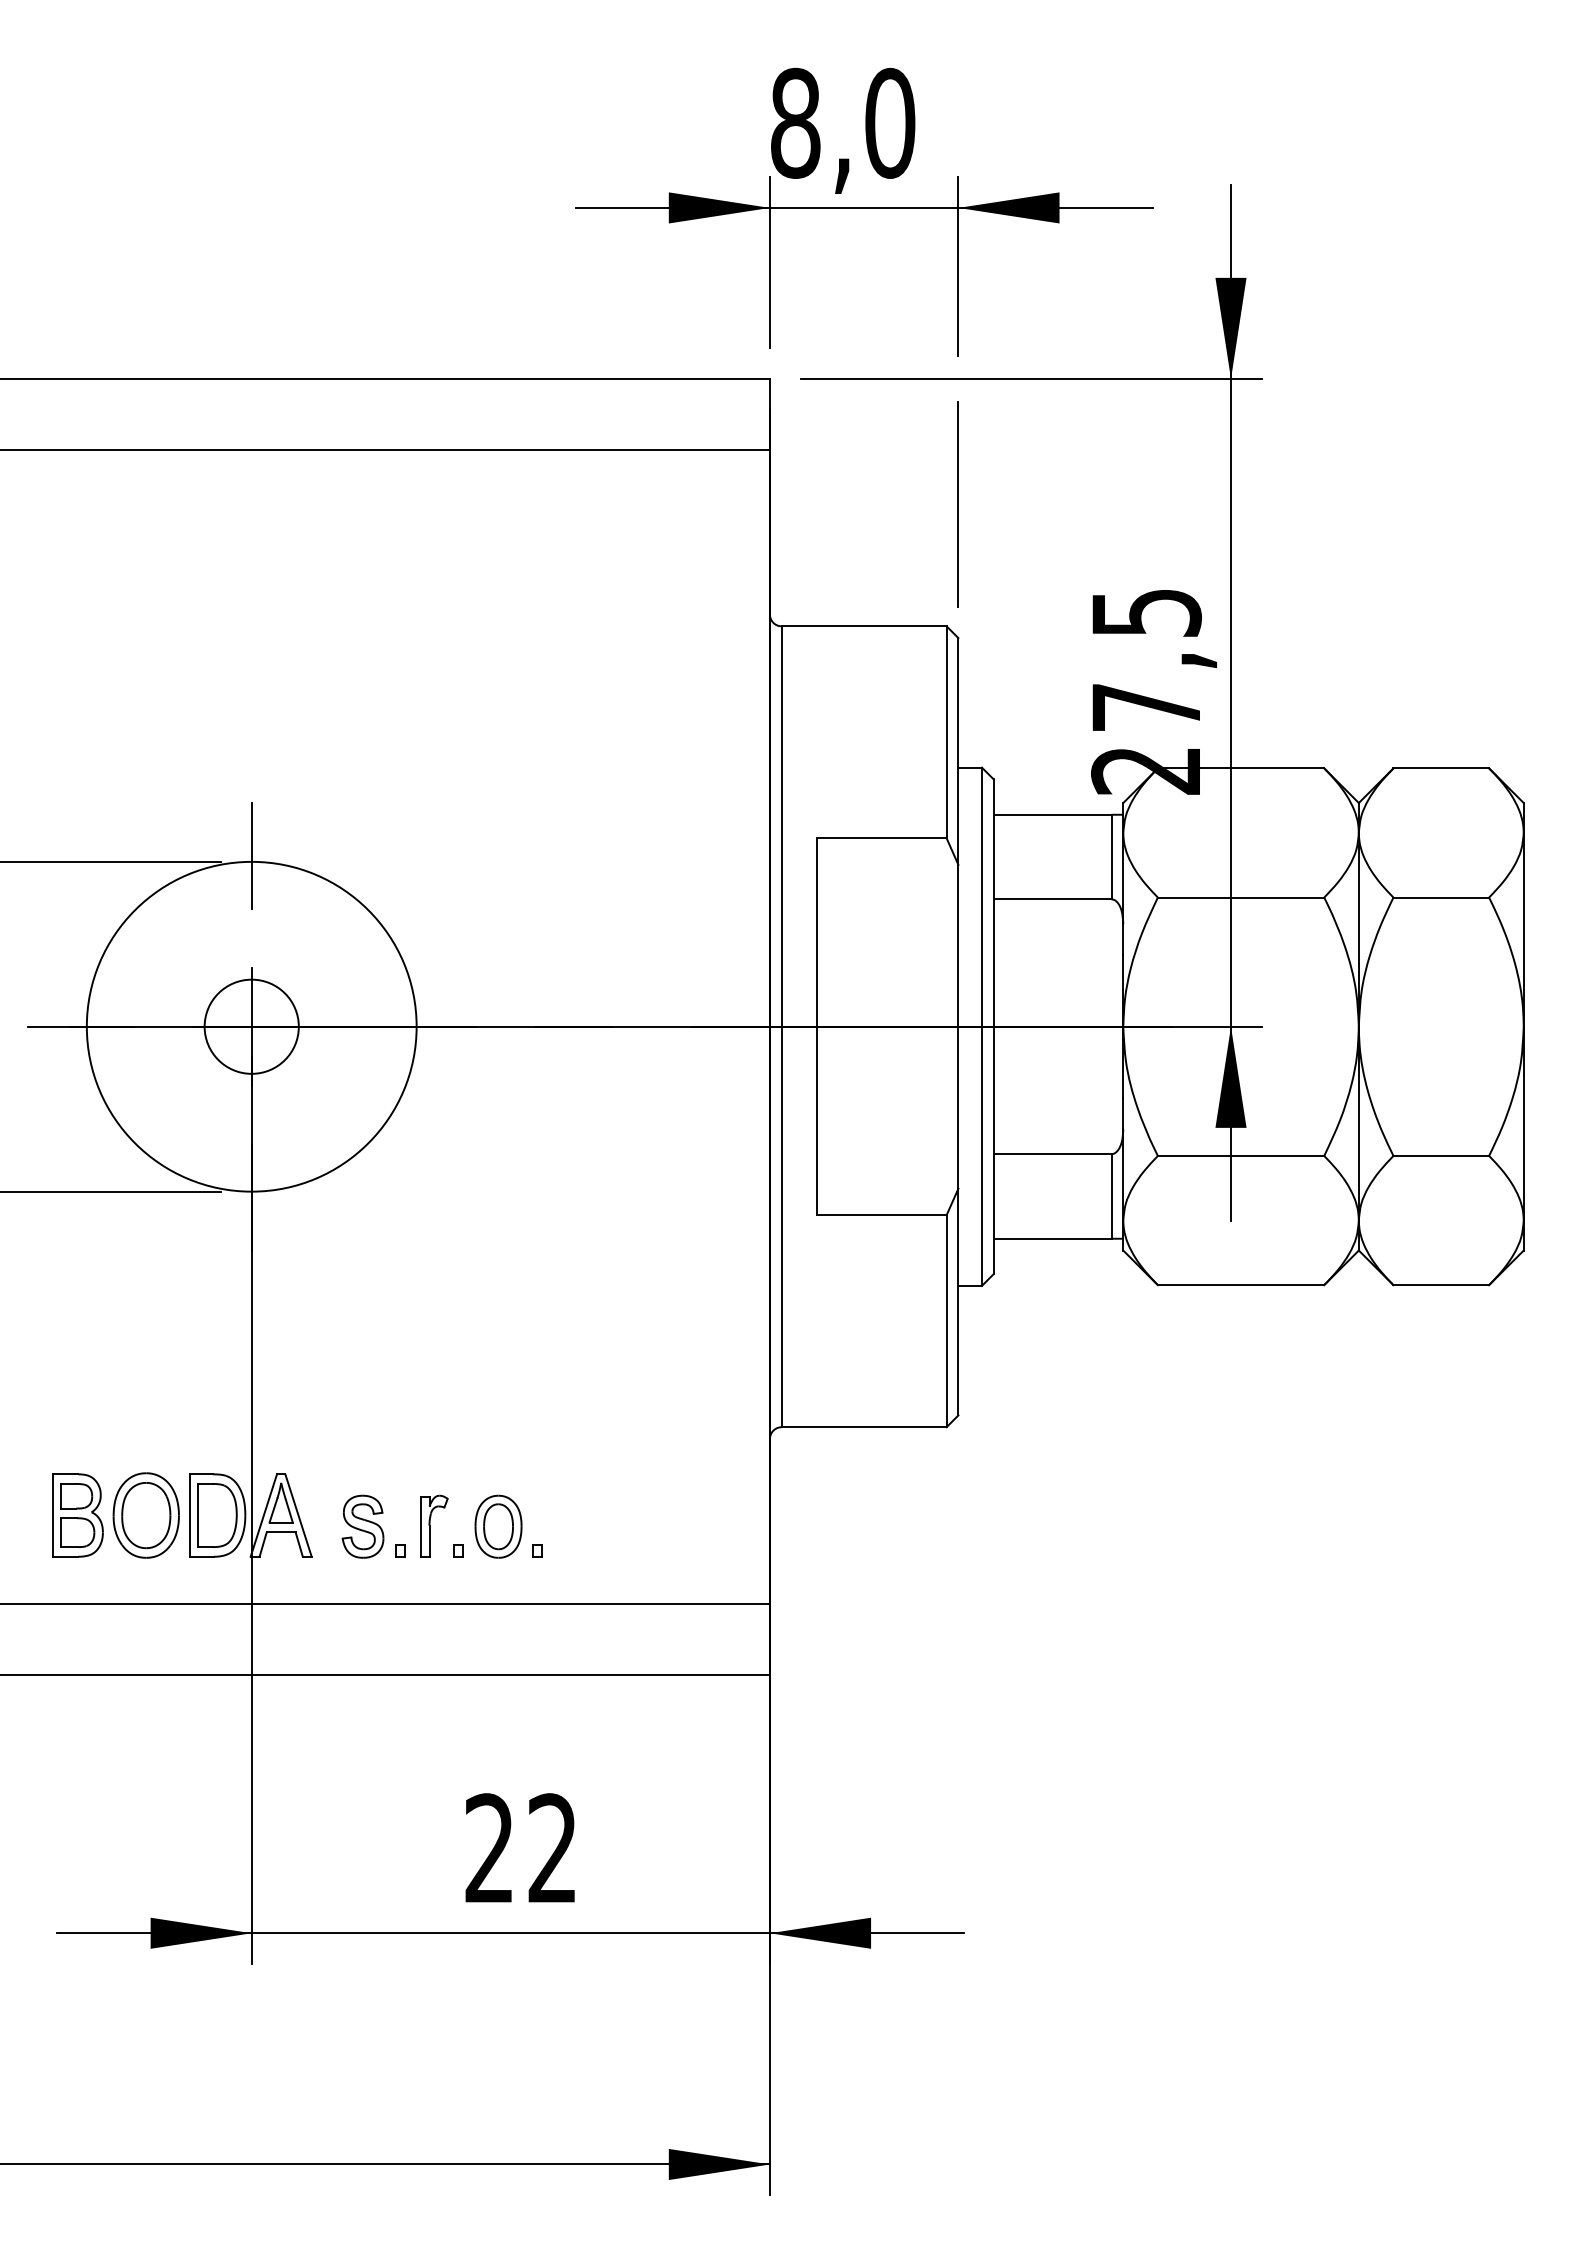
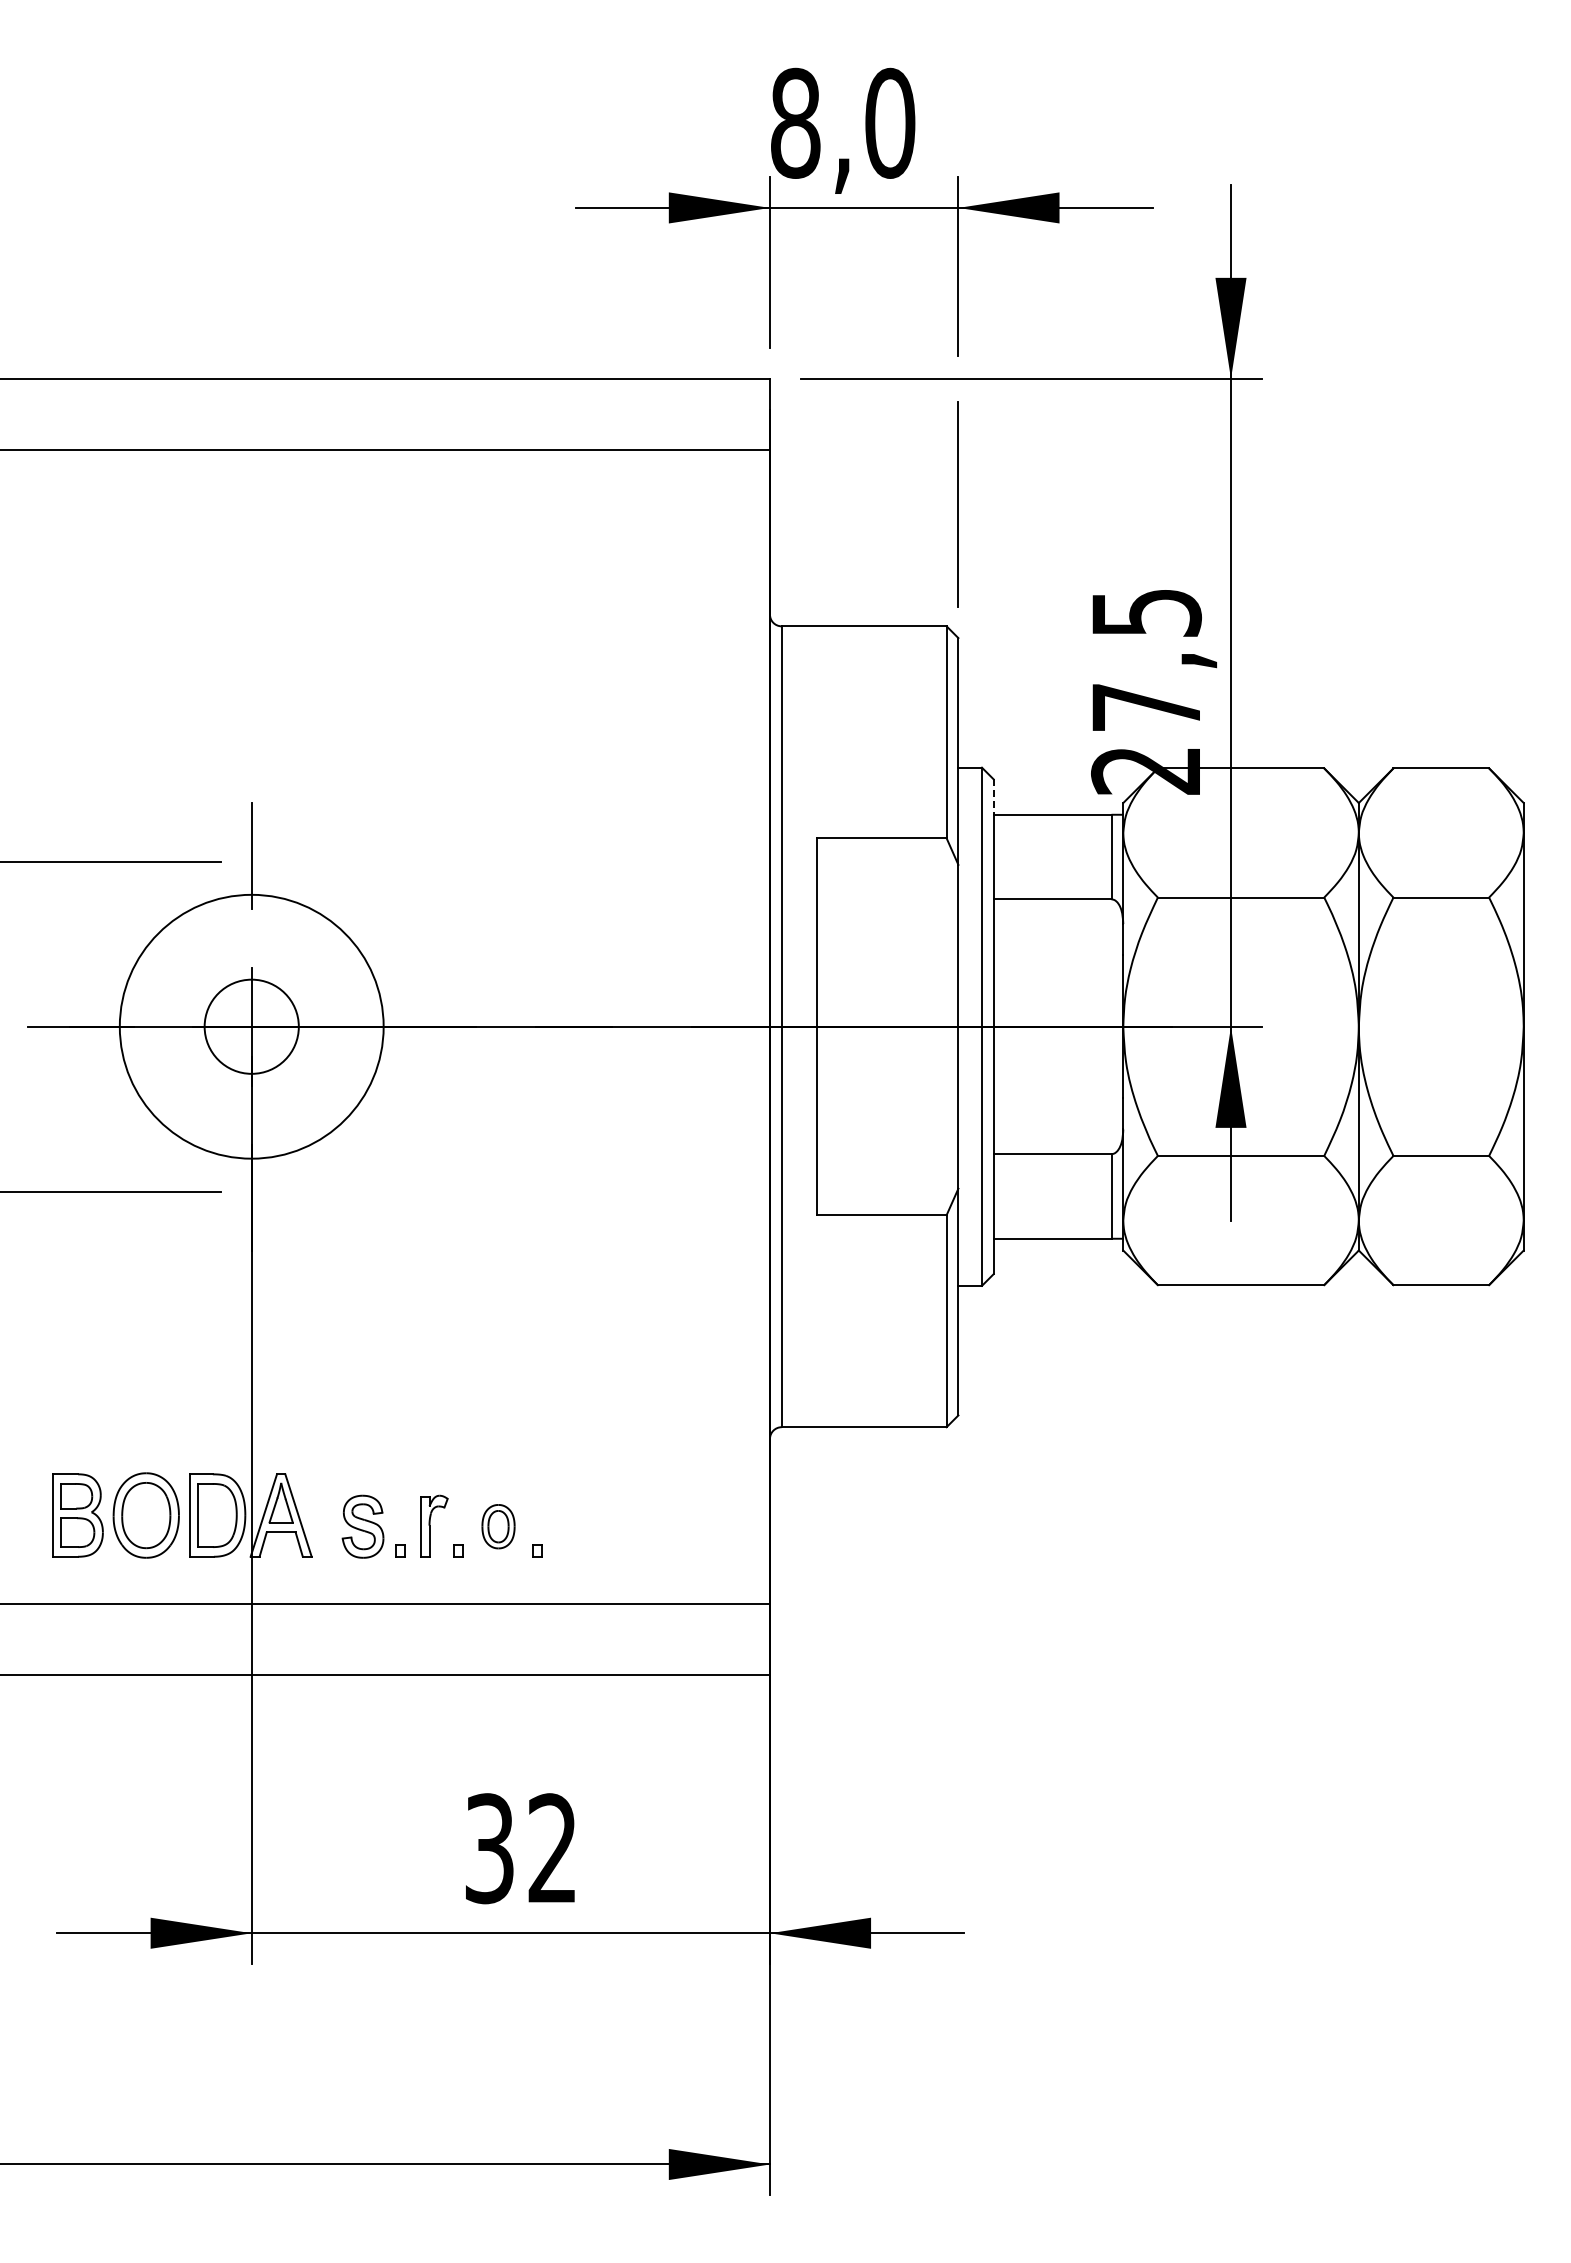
line: solid -> dashed (993, 797)
circle diameter: 330 px -> 264 px (251, 1026)
part size: 49x65 px -> 35x46 px (498, 1526)
text: 22 -> 32 (489, 1848)
